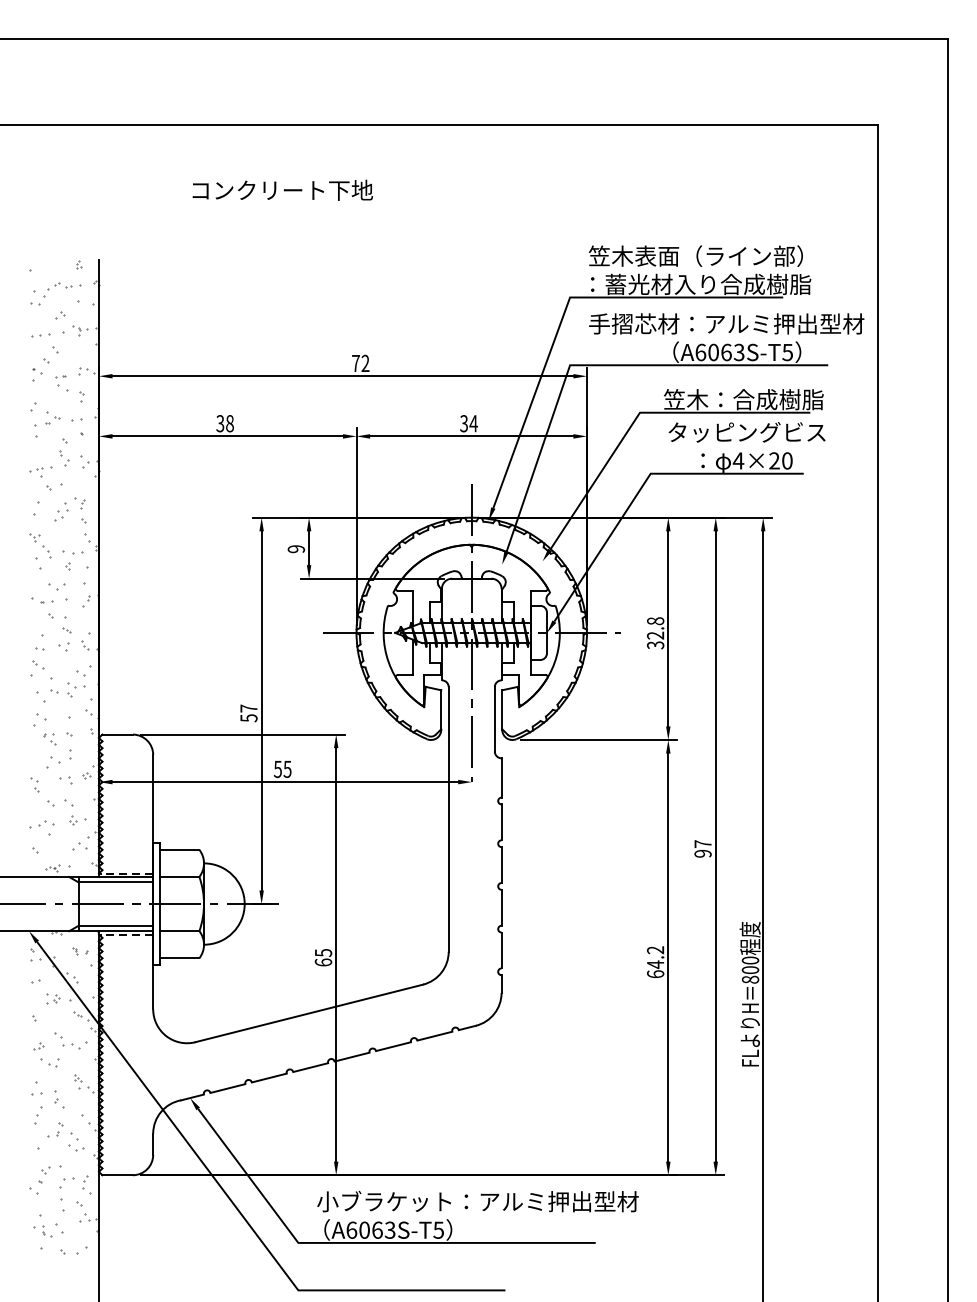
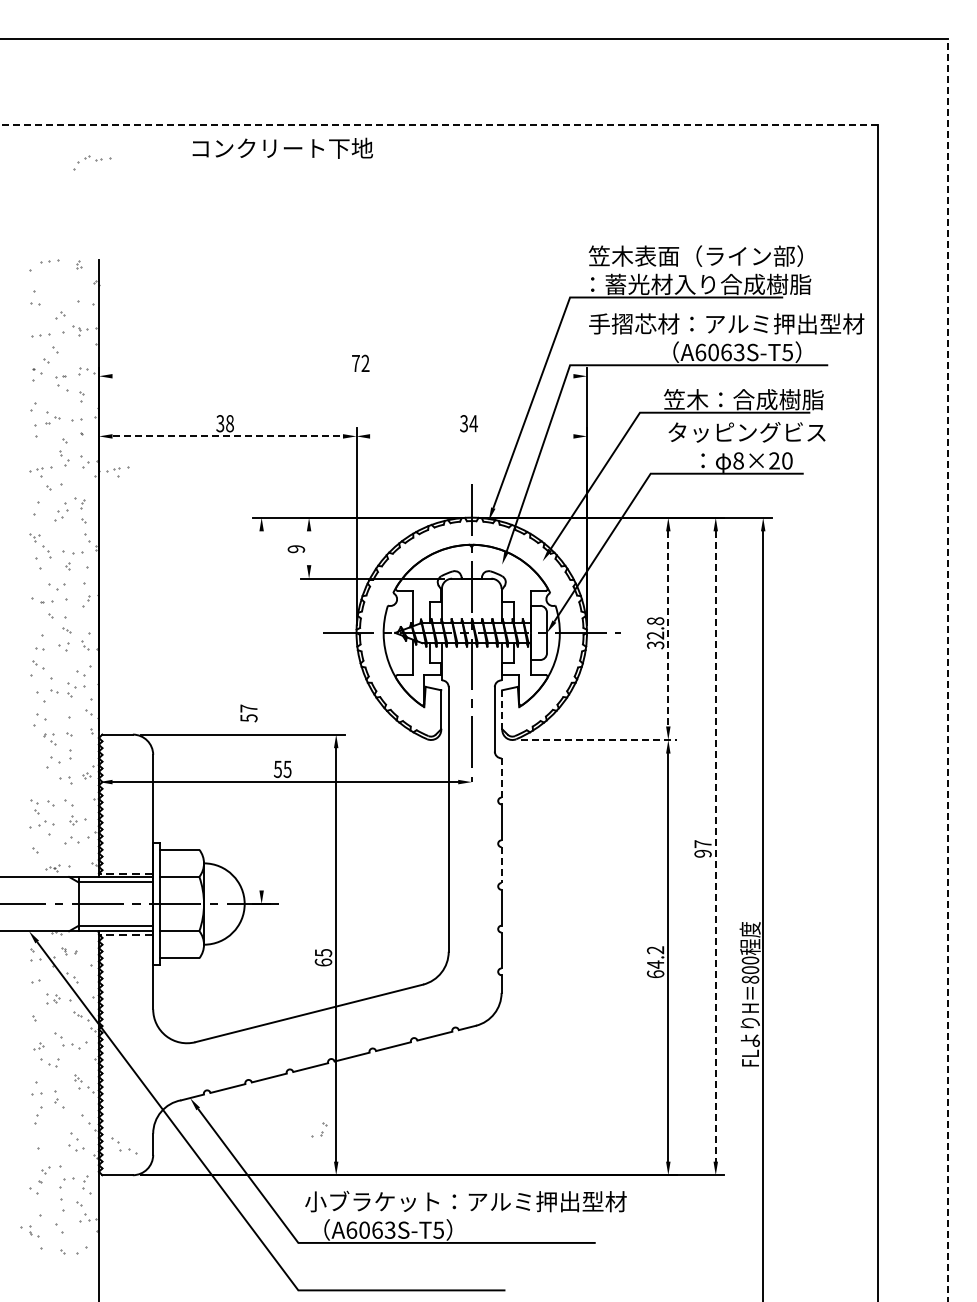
line: solid -> dashed (439, 124)
text position: (282, 189) -> (282, 147) (282, 147)
part: none -> present (49, 261)
part position: (62, 289) -> (92, 162) (92, 162)
line: present -> none (342, 376)
line: solid -> dashed (228, 436)
line: present -> none (471, 436)
text: 4×20 -> 8×20 (738, 460)
part: none -> present (117, 471)
line: present -> none (309, 548)
line: solid -> dashed (668, 628)
line: solid -> dashed (947, 669)
line: present -> none (261, 710)
line: solid -> dashed (502, 710)
line: solid -> dashed (598, 740)
line: solid -> dashed (501, 777)
part position: (34, 784) -> (34, 806) (34, 806)
part position: (79, 846) -> (71, 840) (71, 840)
line: solid -> dashed (715, 847)
line: solid -> dashed (501, 865)
part position: (80, 951) -> (69, 951) (69, 951)
part position: (55, 1129) -> (319, 1129) (319, 1129)
part: none -> present (124, 1145)
text position: (477, 1201) -> (465, 1201) (465, 1201)
part position: (42, 1231) -> (29, 1231) (29, 1231)
